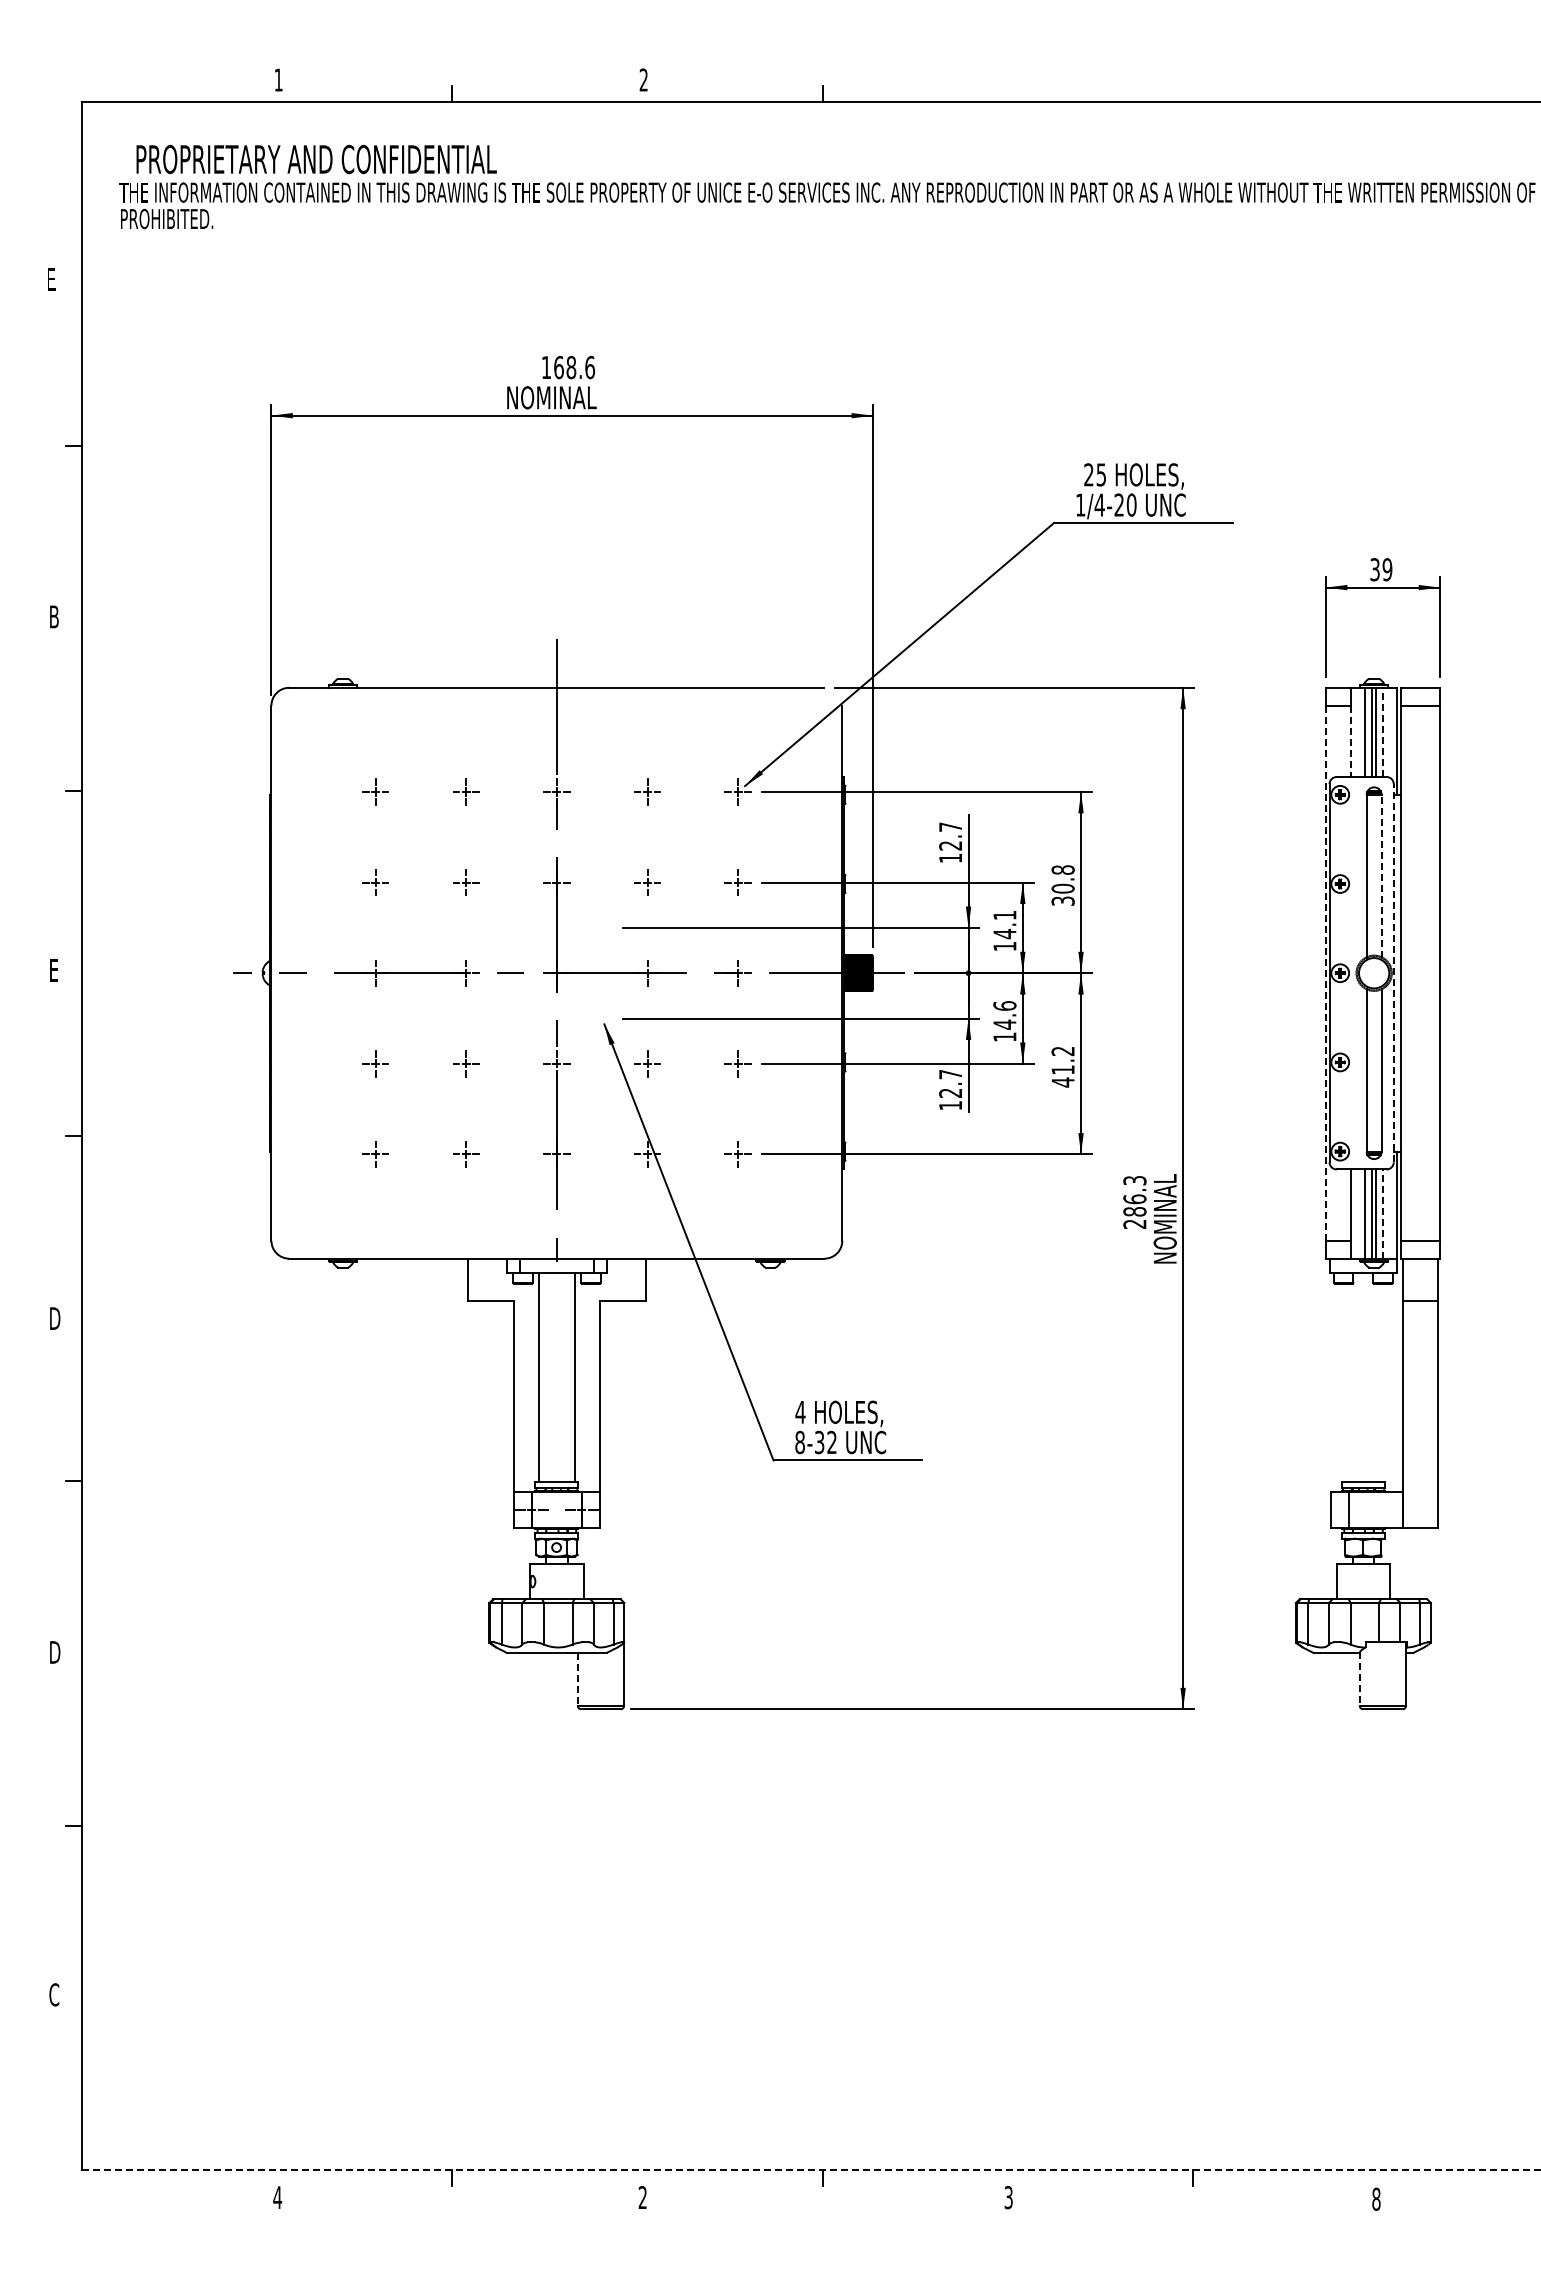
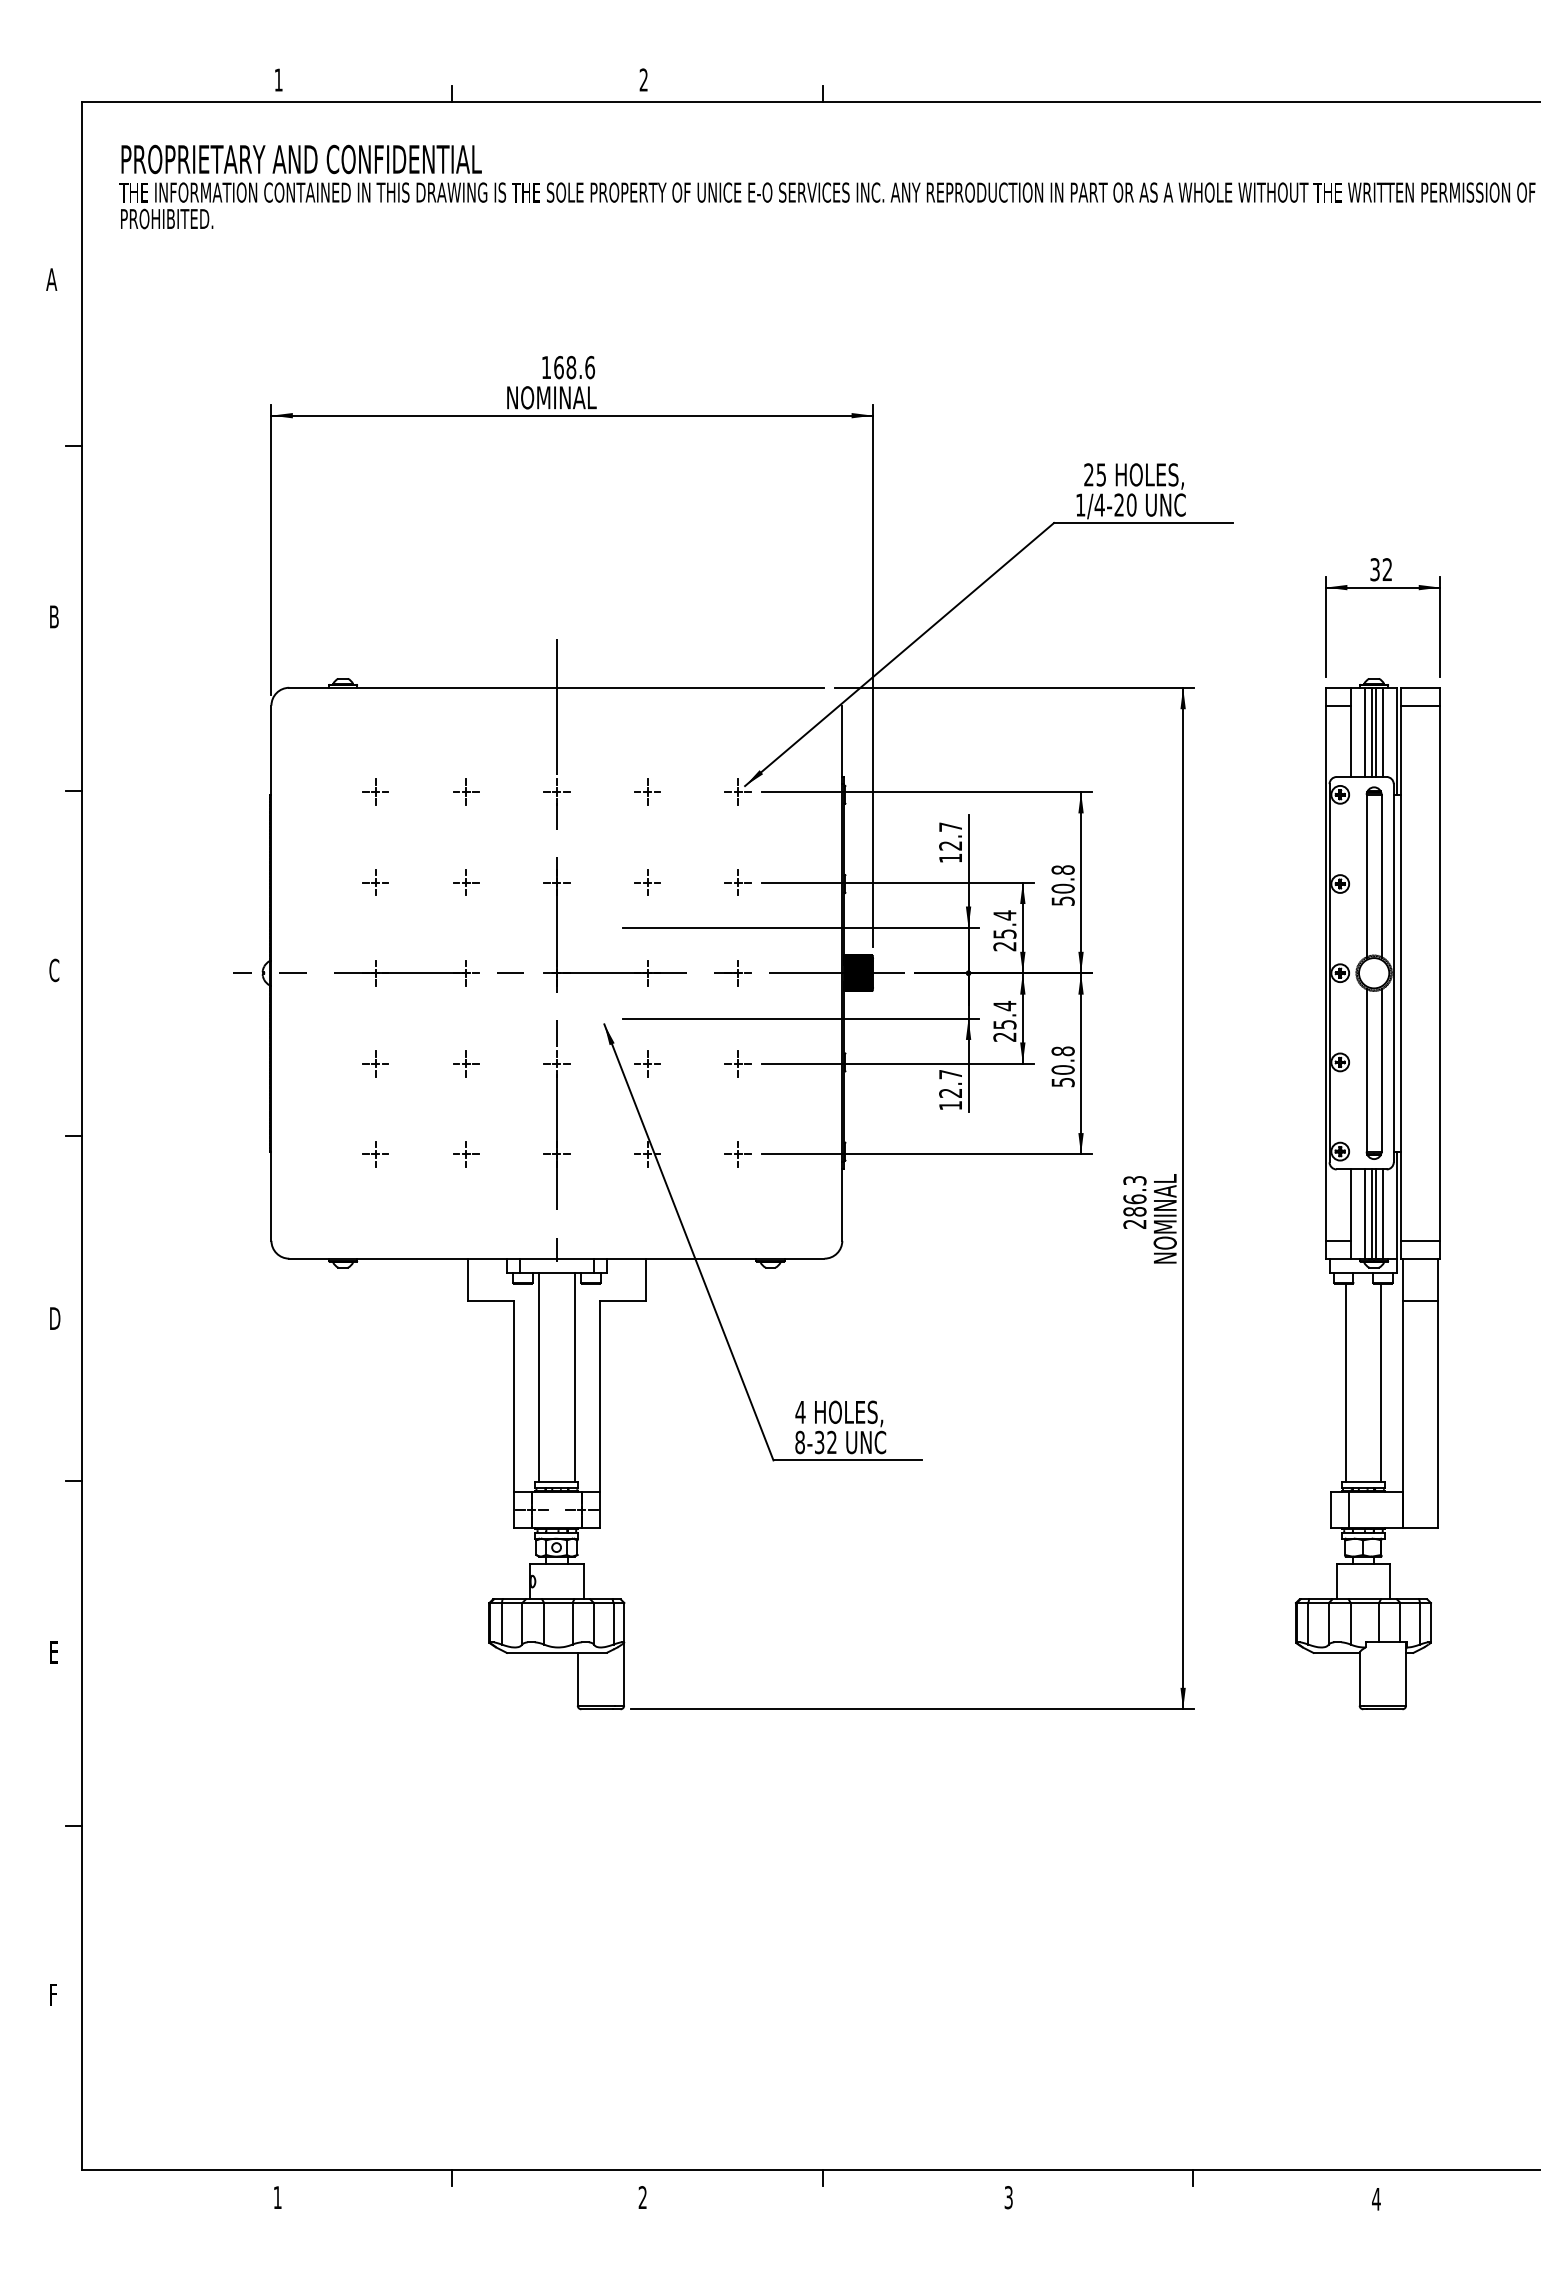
text position: (316, 159) -> (301, 159) (301, 159)
text: E -> A (51, 279)
text: 39 -> 32 (1387, 569)
line: dashed -> solid (1383, 732)
line: dashed -> solid (1350, 741)
line: dashed -> solid (1381, 875)
text: 30.8 -> 50.8 (1062, 900)
text: 14.1 -> 25.4 (1004, 930)
text: E -> C (54, 970)
line: dashed -> solid (1393, 972)
line: dashed -> solid (1325, 973)
text: 14.6 -> 25.4 (1004, 1020)
text: 41.2 -> 50.8 (1062, 1066)
line: dashed -> solid (1383, 1214)
line: none -> present (1345, 1382)
line: none -> present (1381, 1382)
text: D -> E (55, 1652)
line: dashed -> solid (577, 1679)
line: dashed -> solid (1359, 1679)
text: C -> F (54, 1994)
line: dashed -> solid (811, 2170)
text: 4 -> 1 (277, 2197)
text: 8 -> 4 (1376, 2198)
